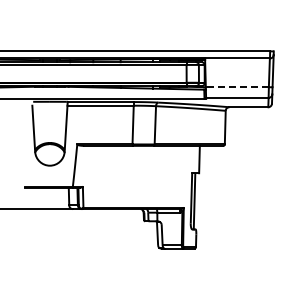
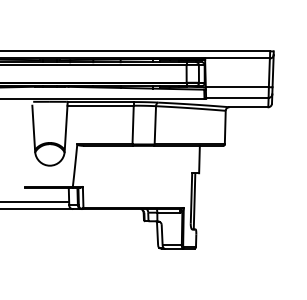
line: dashed -> solid (237, 87)
line: none -> present (35, 201)
